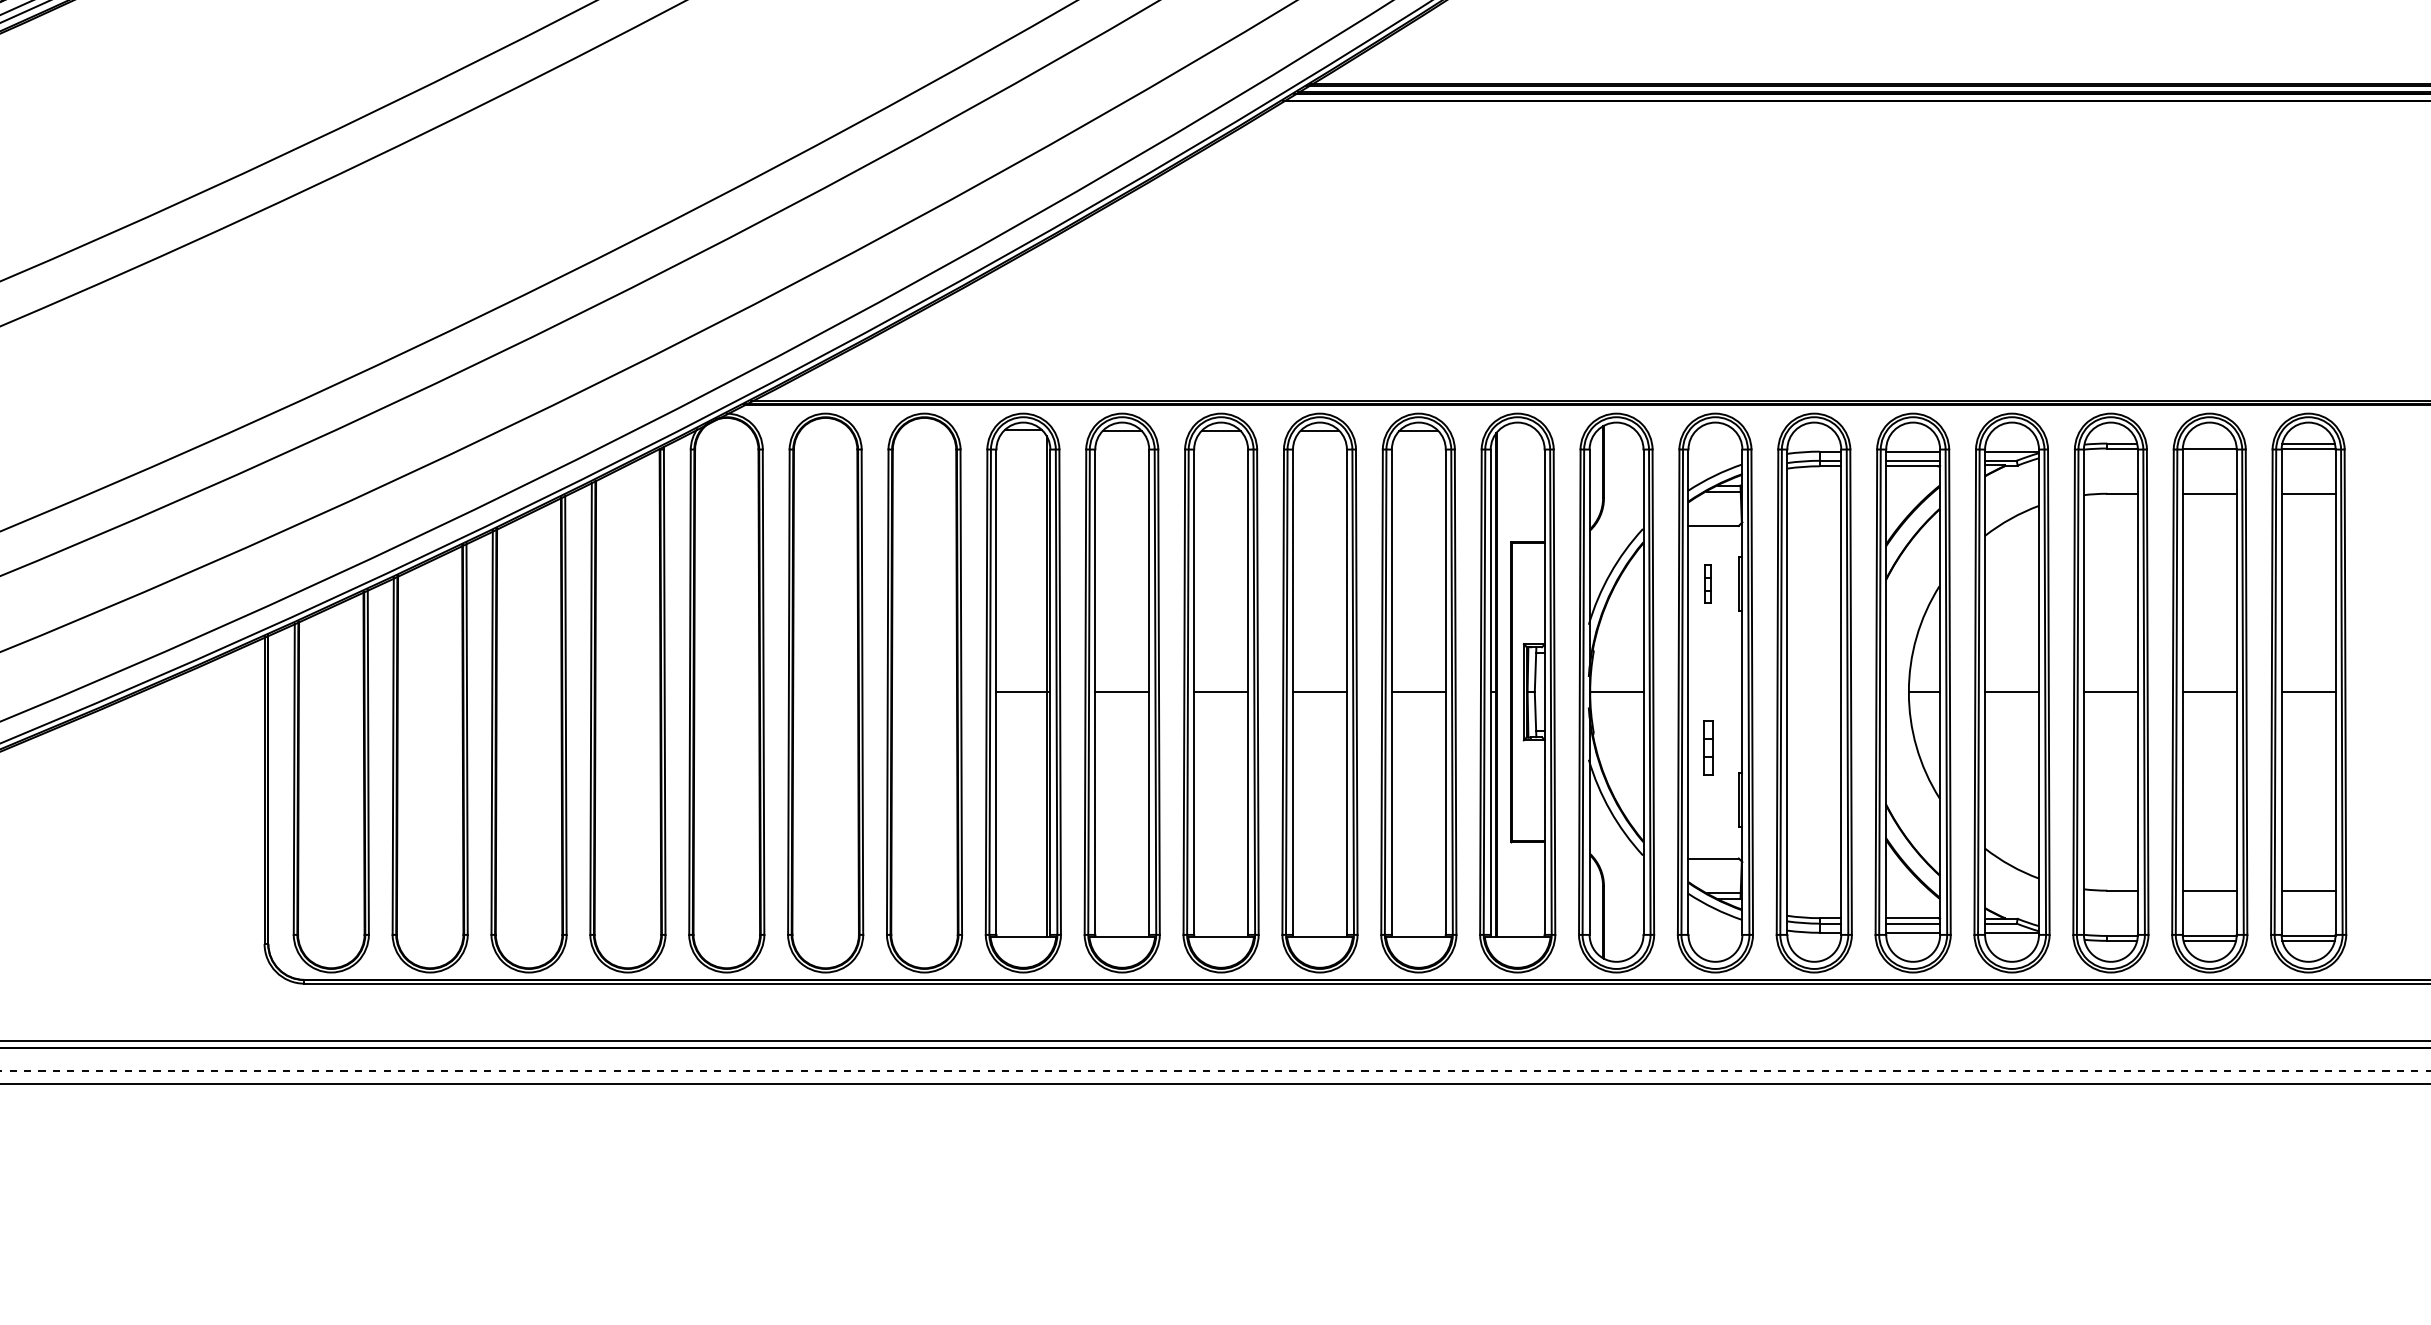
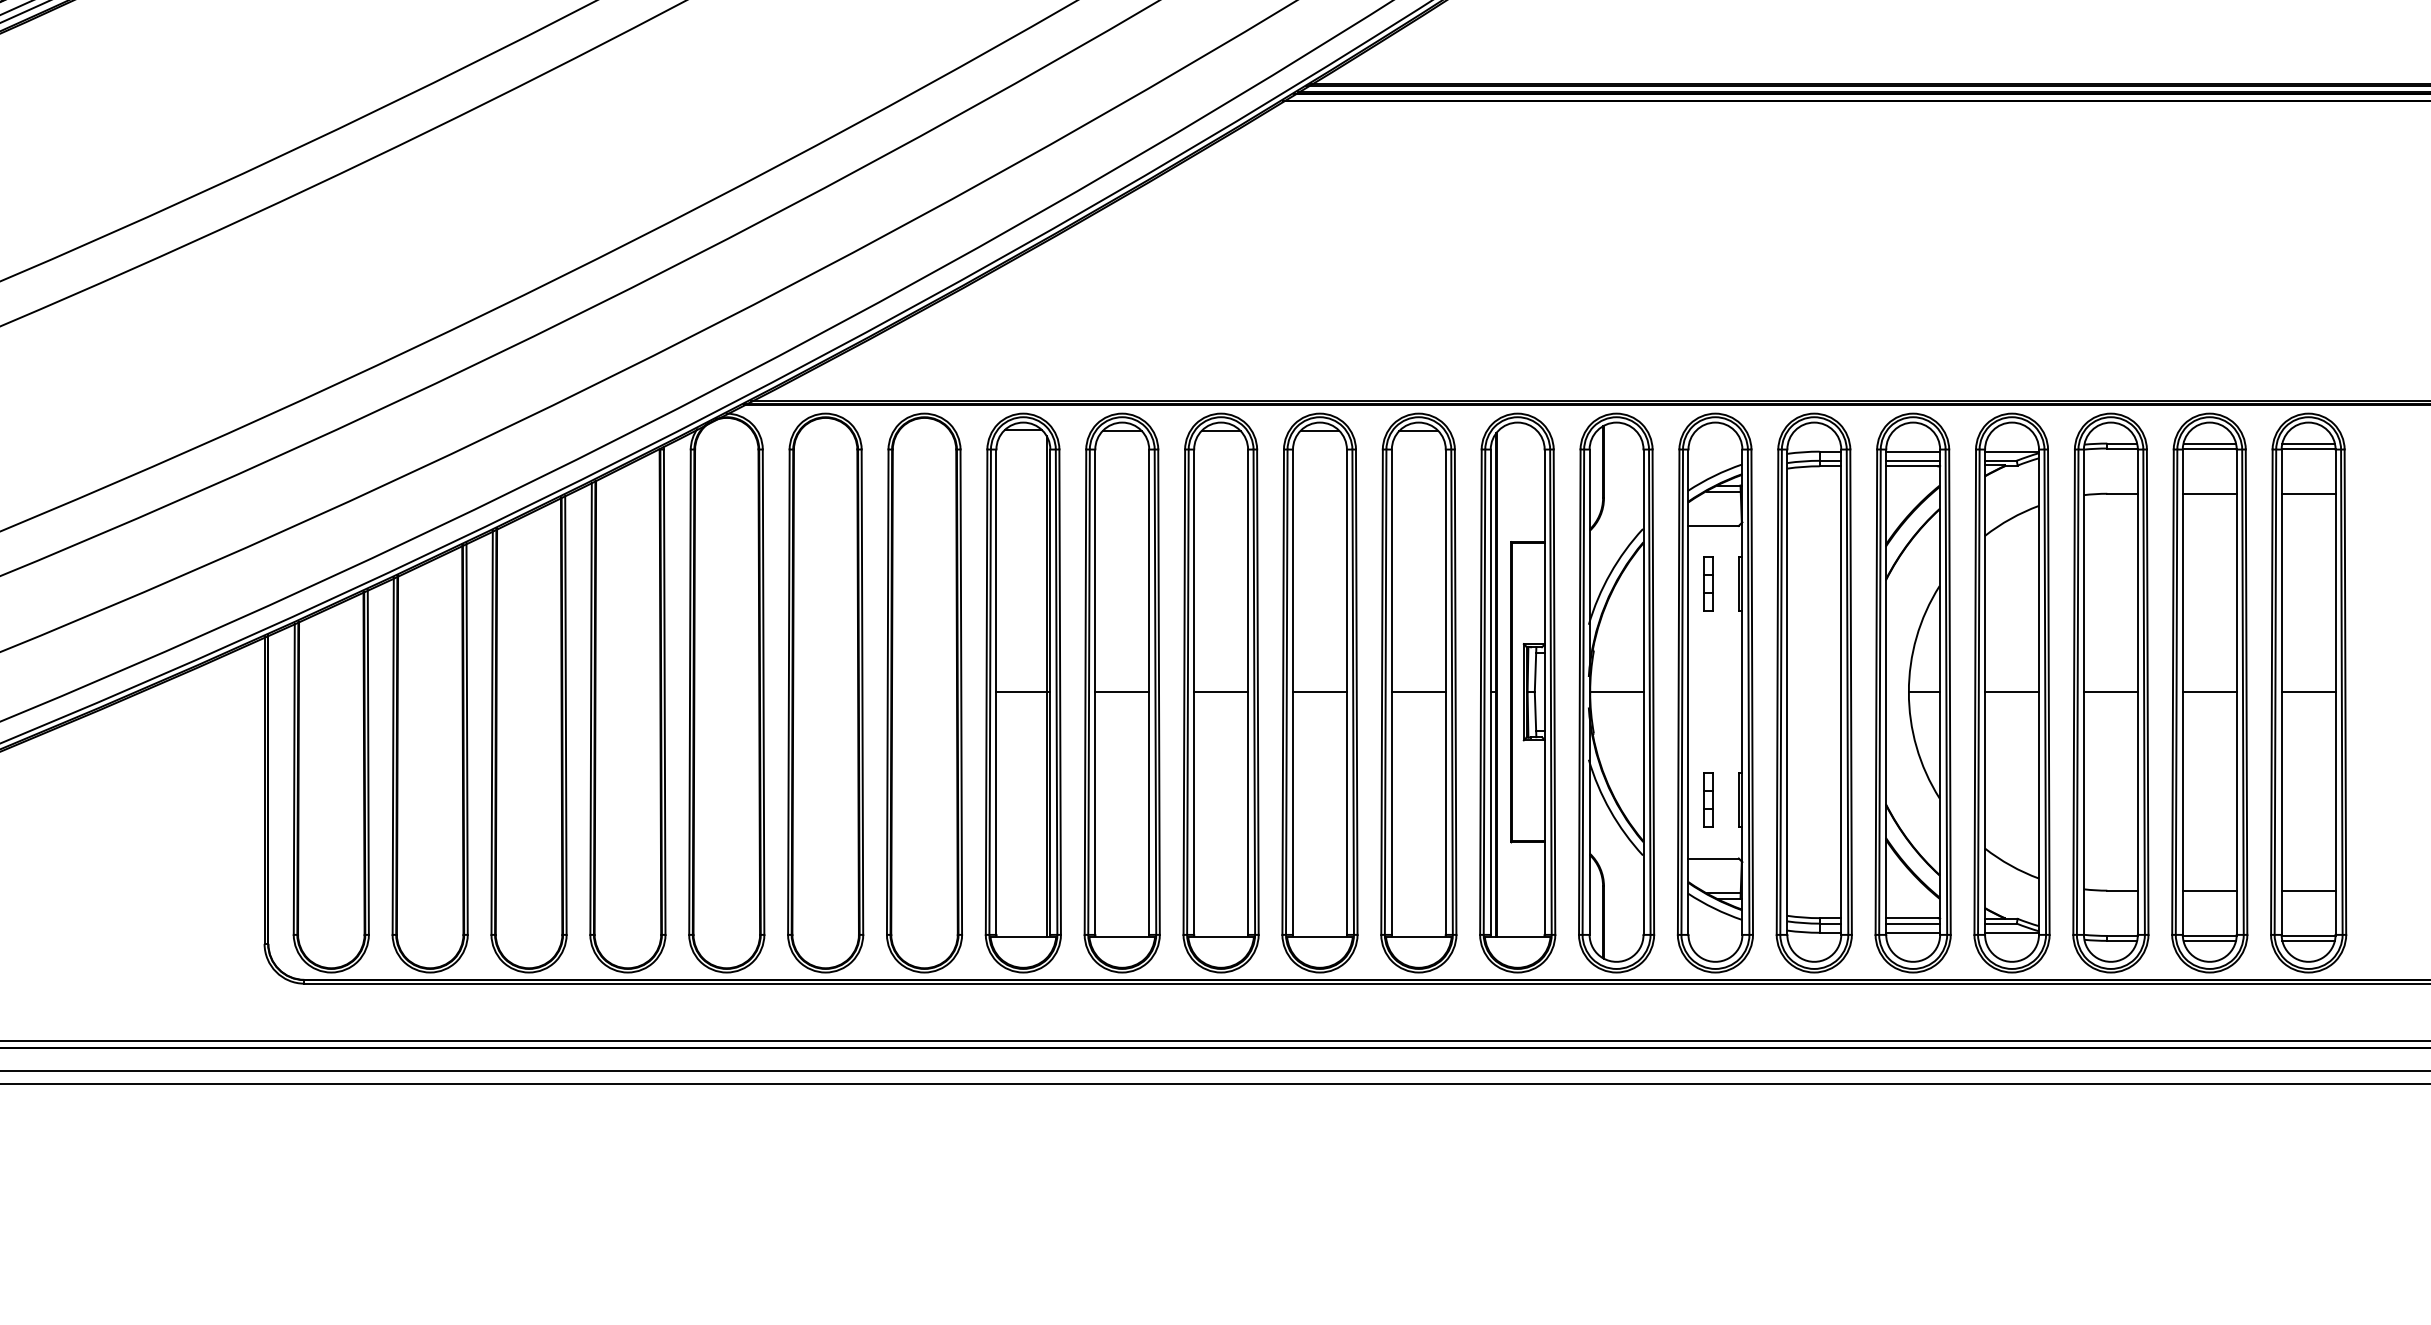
line: none -> present (2209, 443)
part size: 8x40 px -> 11x56 px (1708, 583)
part position: (1708, 747) -> (1708, 799) (1708, 799)
line: dashed -> solid (1214, 1071)
